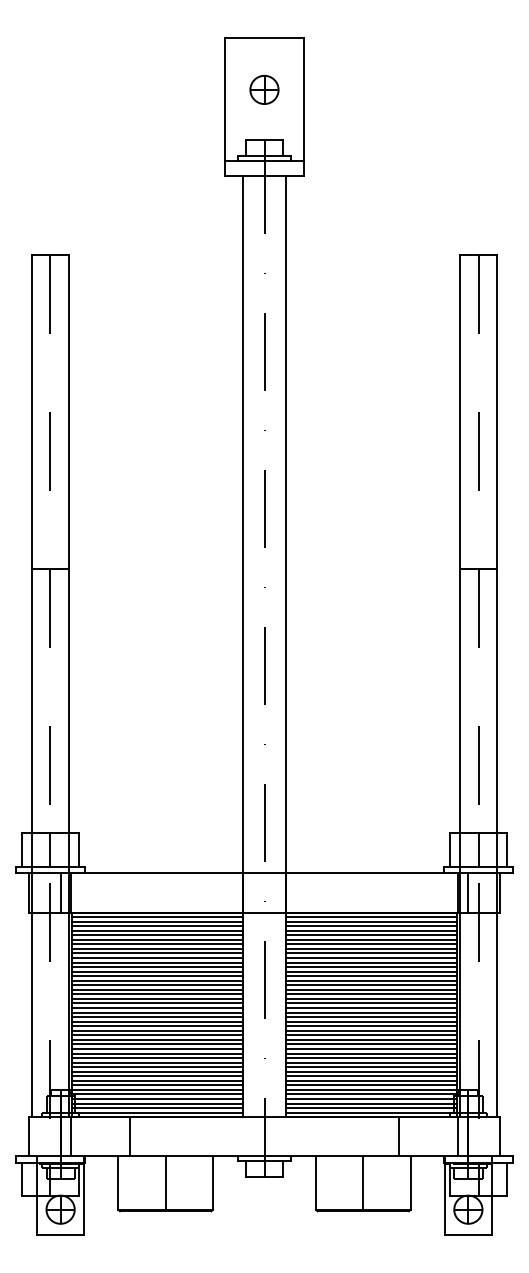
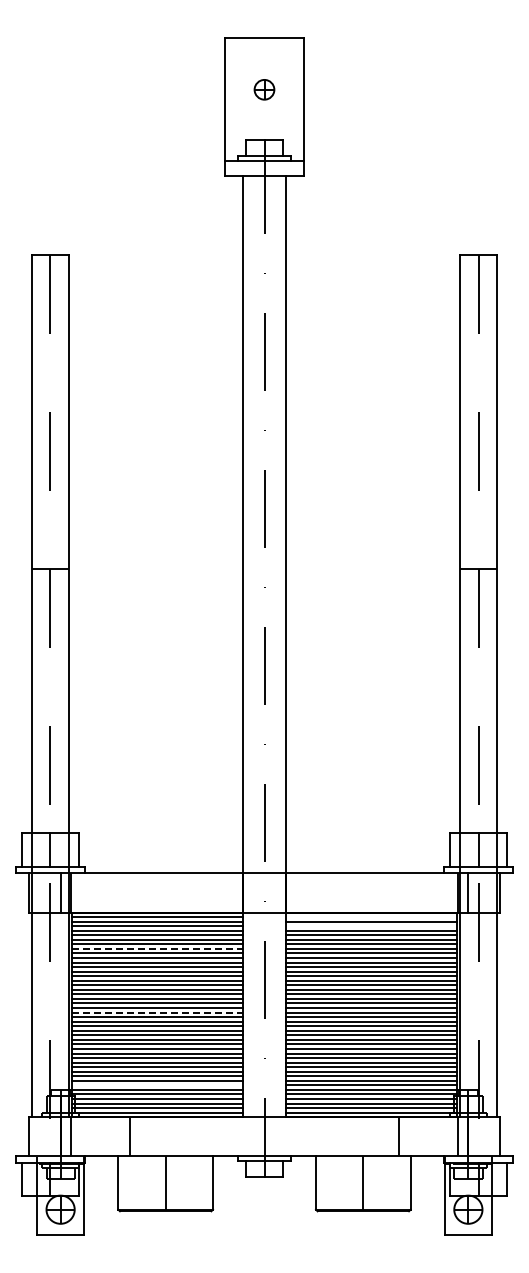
part size: 31x31 px -> 23x22 px (264, 89)
line: present -> none (371, 917)
line: present -> none (371, 926)
line: solid -> dashed (157, 948)
line: solid -> dashed (157, 1012)
line: present -> none (157, 1085)
